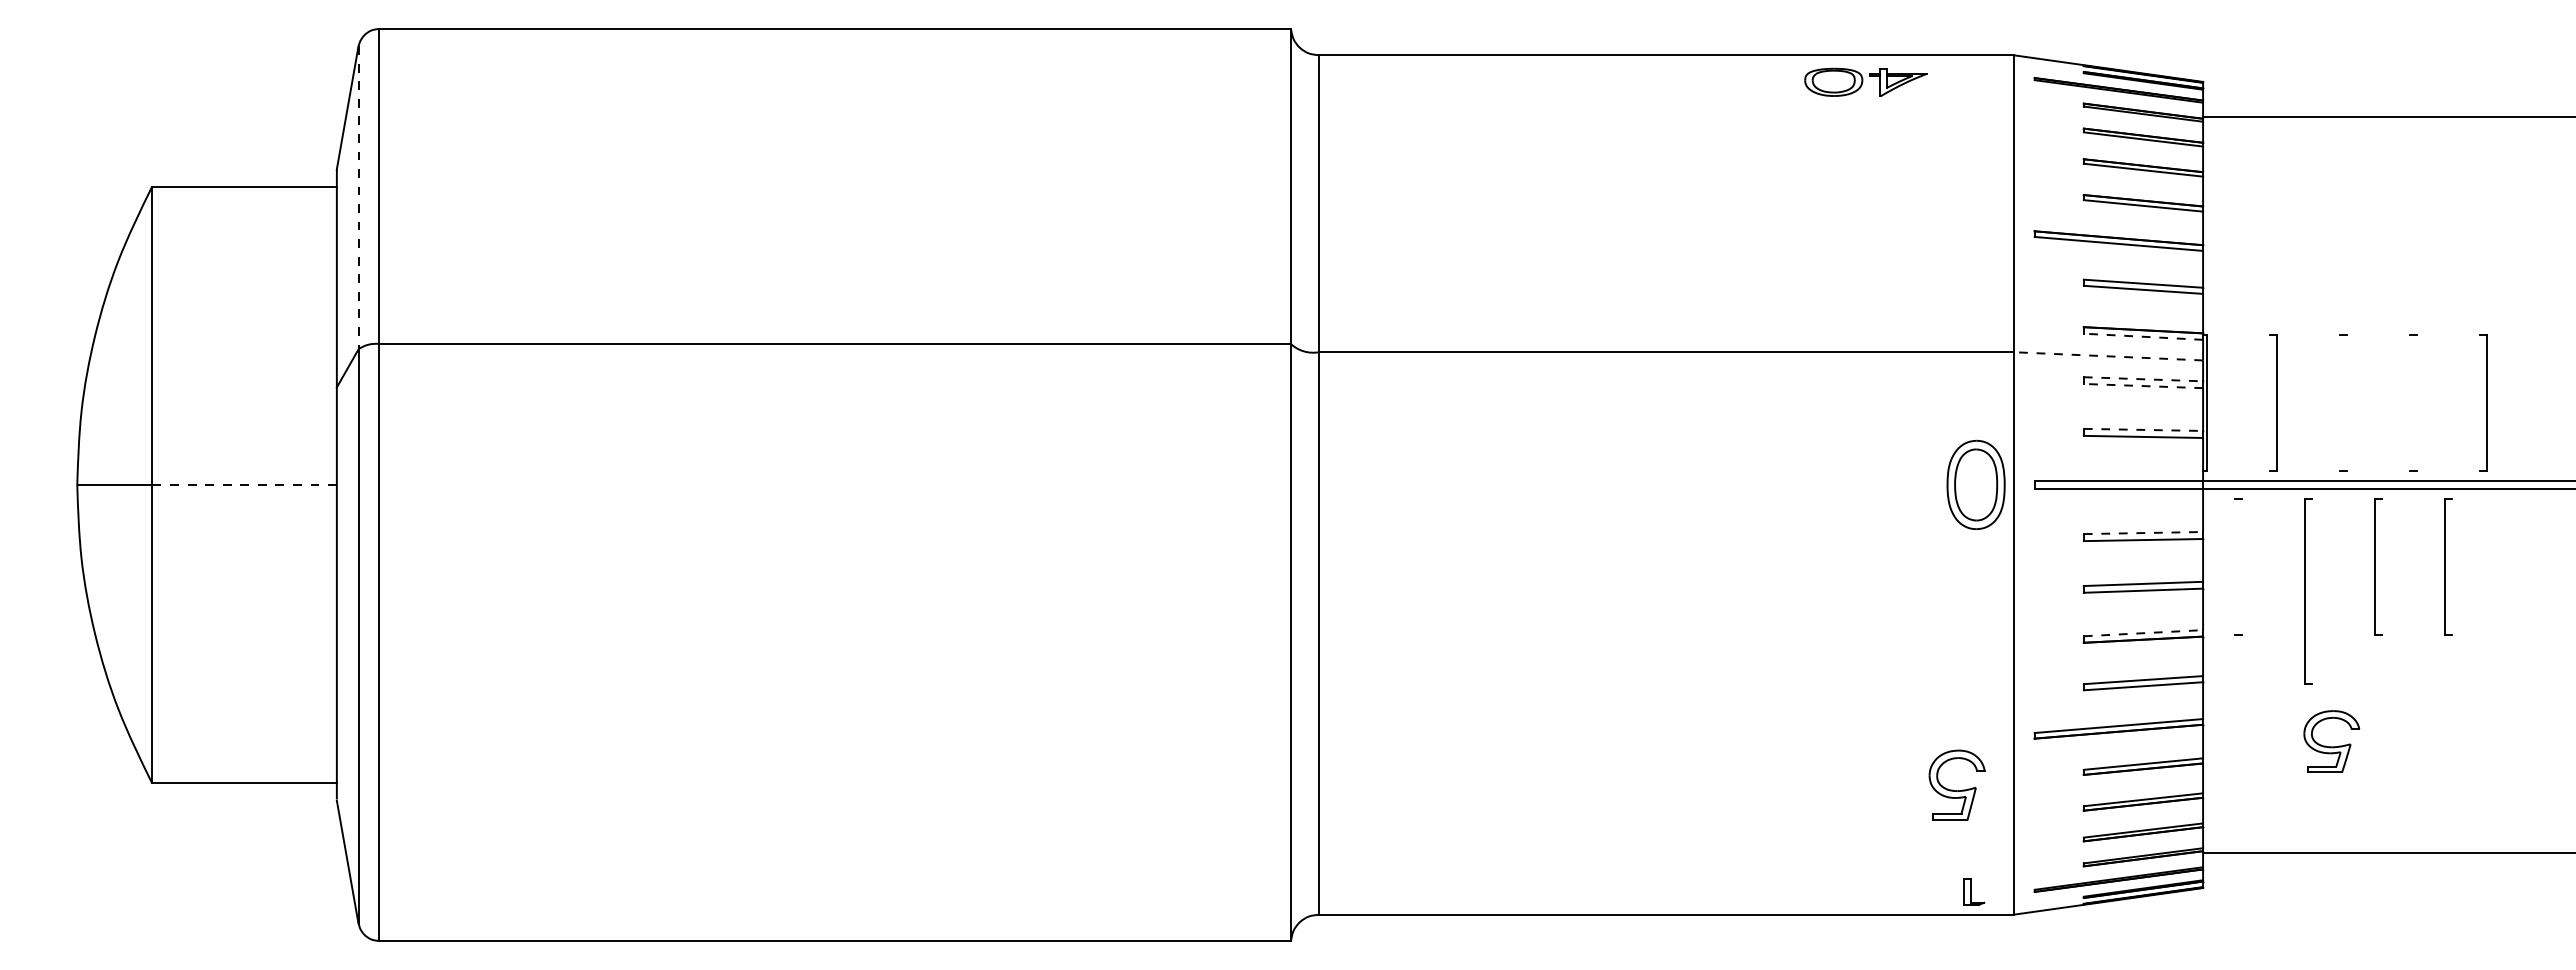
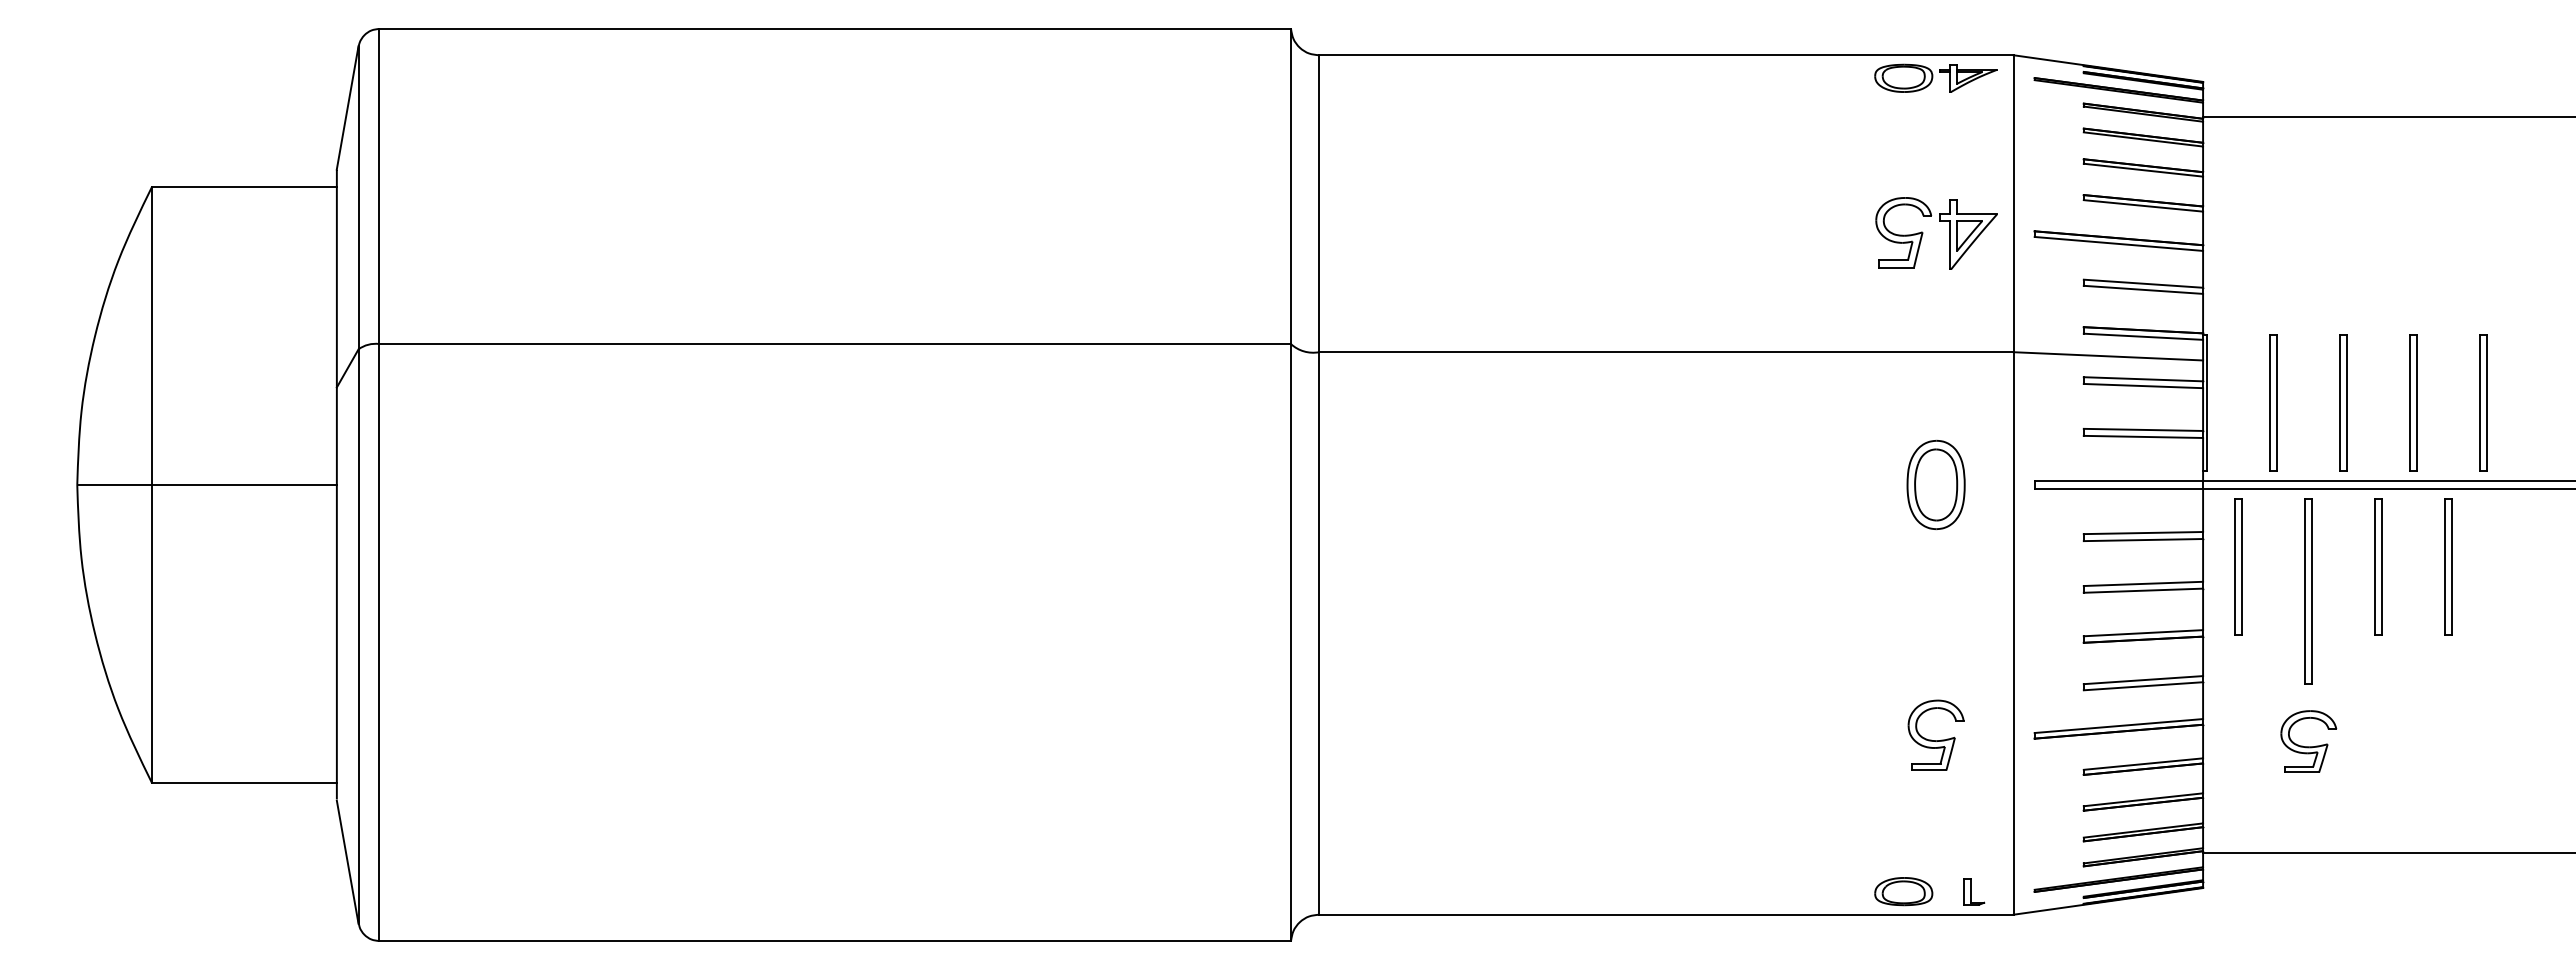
part position: (1865, 81) -> (1935, 77) (1935, 77)
line: dashed -> solid (358, 197)
part: none -> present (1939, 221)
line: dashed -> solid (2143, 336)
line: dashed -> solid (2108, 356)
line: dashed -> solid (2143, 379)
line: dashed -> solid (2143, 386)
line: none -> present (2269, 402)
line: none -> present (2339, 402)
line: none -> present (2346, 402)
line: none -> present (2410, 402)
line: none -> present (2417, 402)
line: none -> present (2480, 402)
line: dashed -> solid (2143, 429)
line: dashed -> solid (243, 484)
part position: (1975, 484) -> (1935, 484) (1935, 484)
line: dashed -> solid (2143, 533)
line: none -> present (2234, 566)
line: none -> present (2241, 566)
line: none -> present (2381, 566)
line: none -> present (2452, 566)
line: none -> present (2311, 591)
line: dashed -> solid (2143, 633)
part position: (2331, 741) -> (2308, 741) (2308, 741)
part position: (1956, 784) -> (1935, 734) (1935, 734)
part: none -> present (1903, 891)
